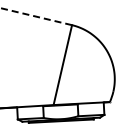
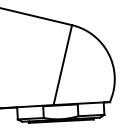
line: dashed -> solid (36, 16)
